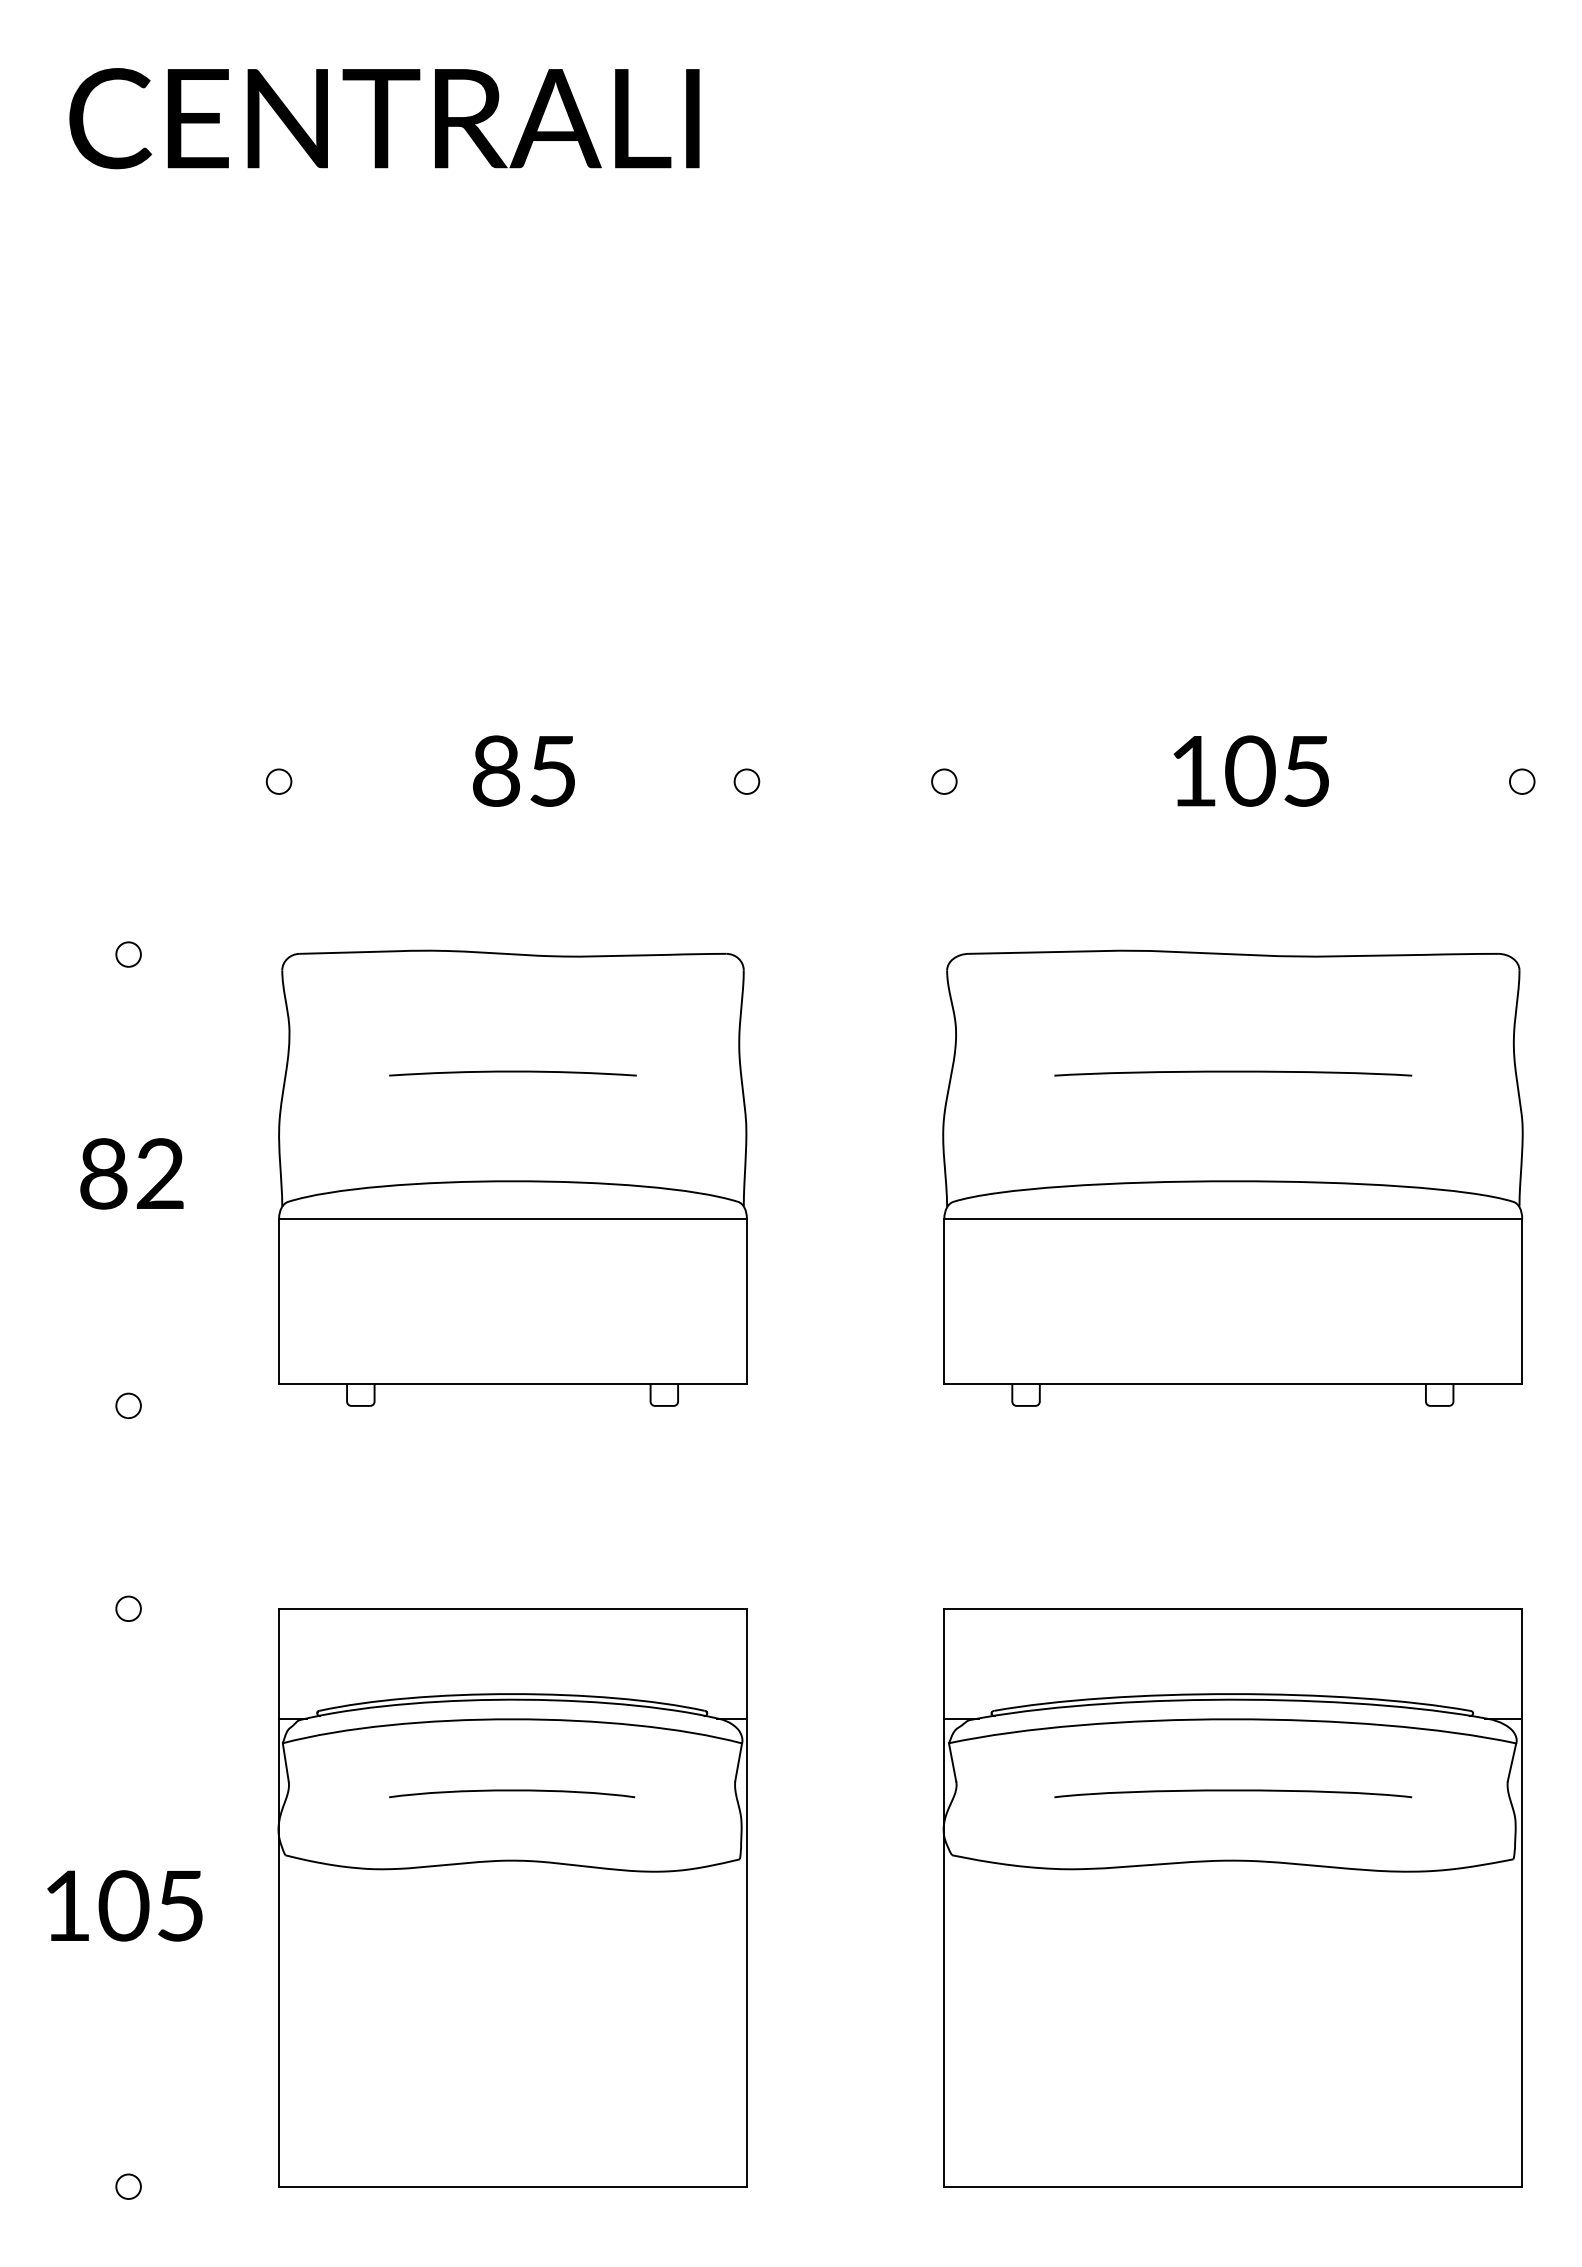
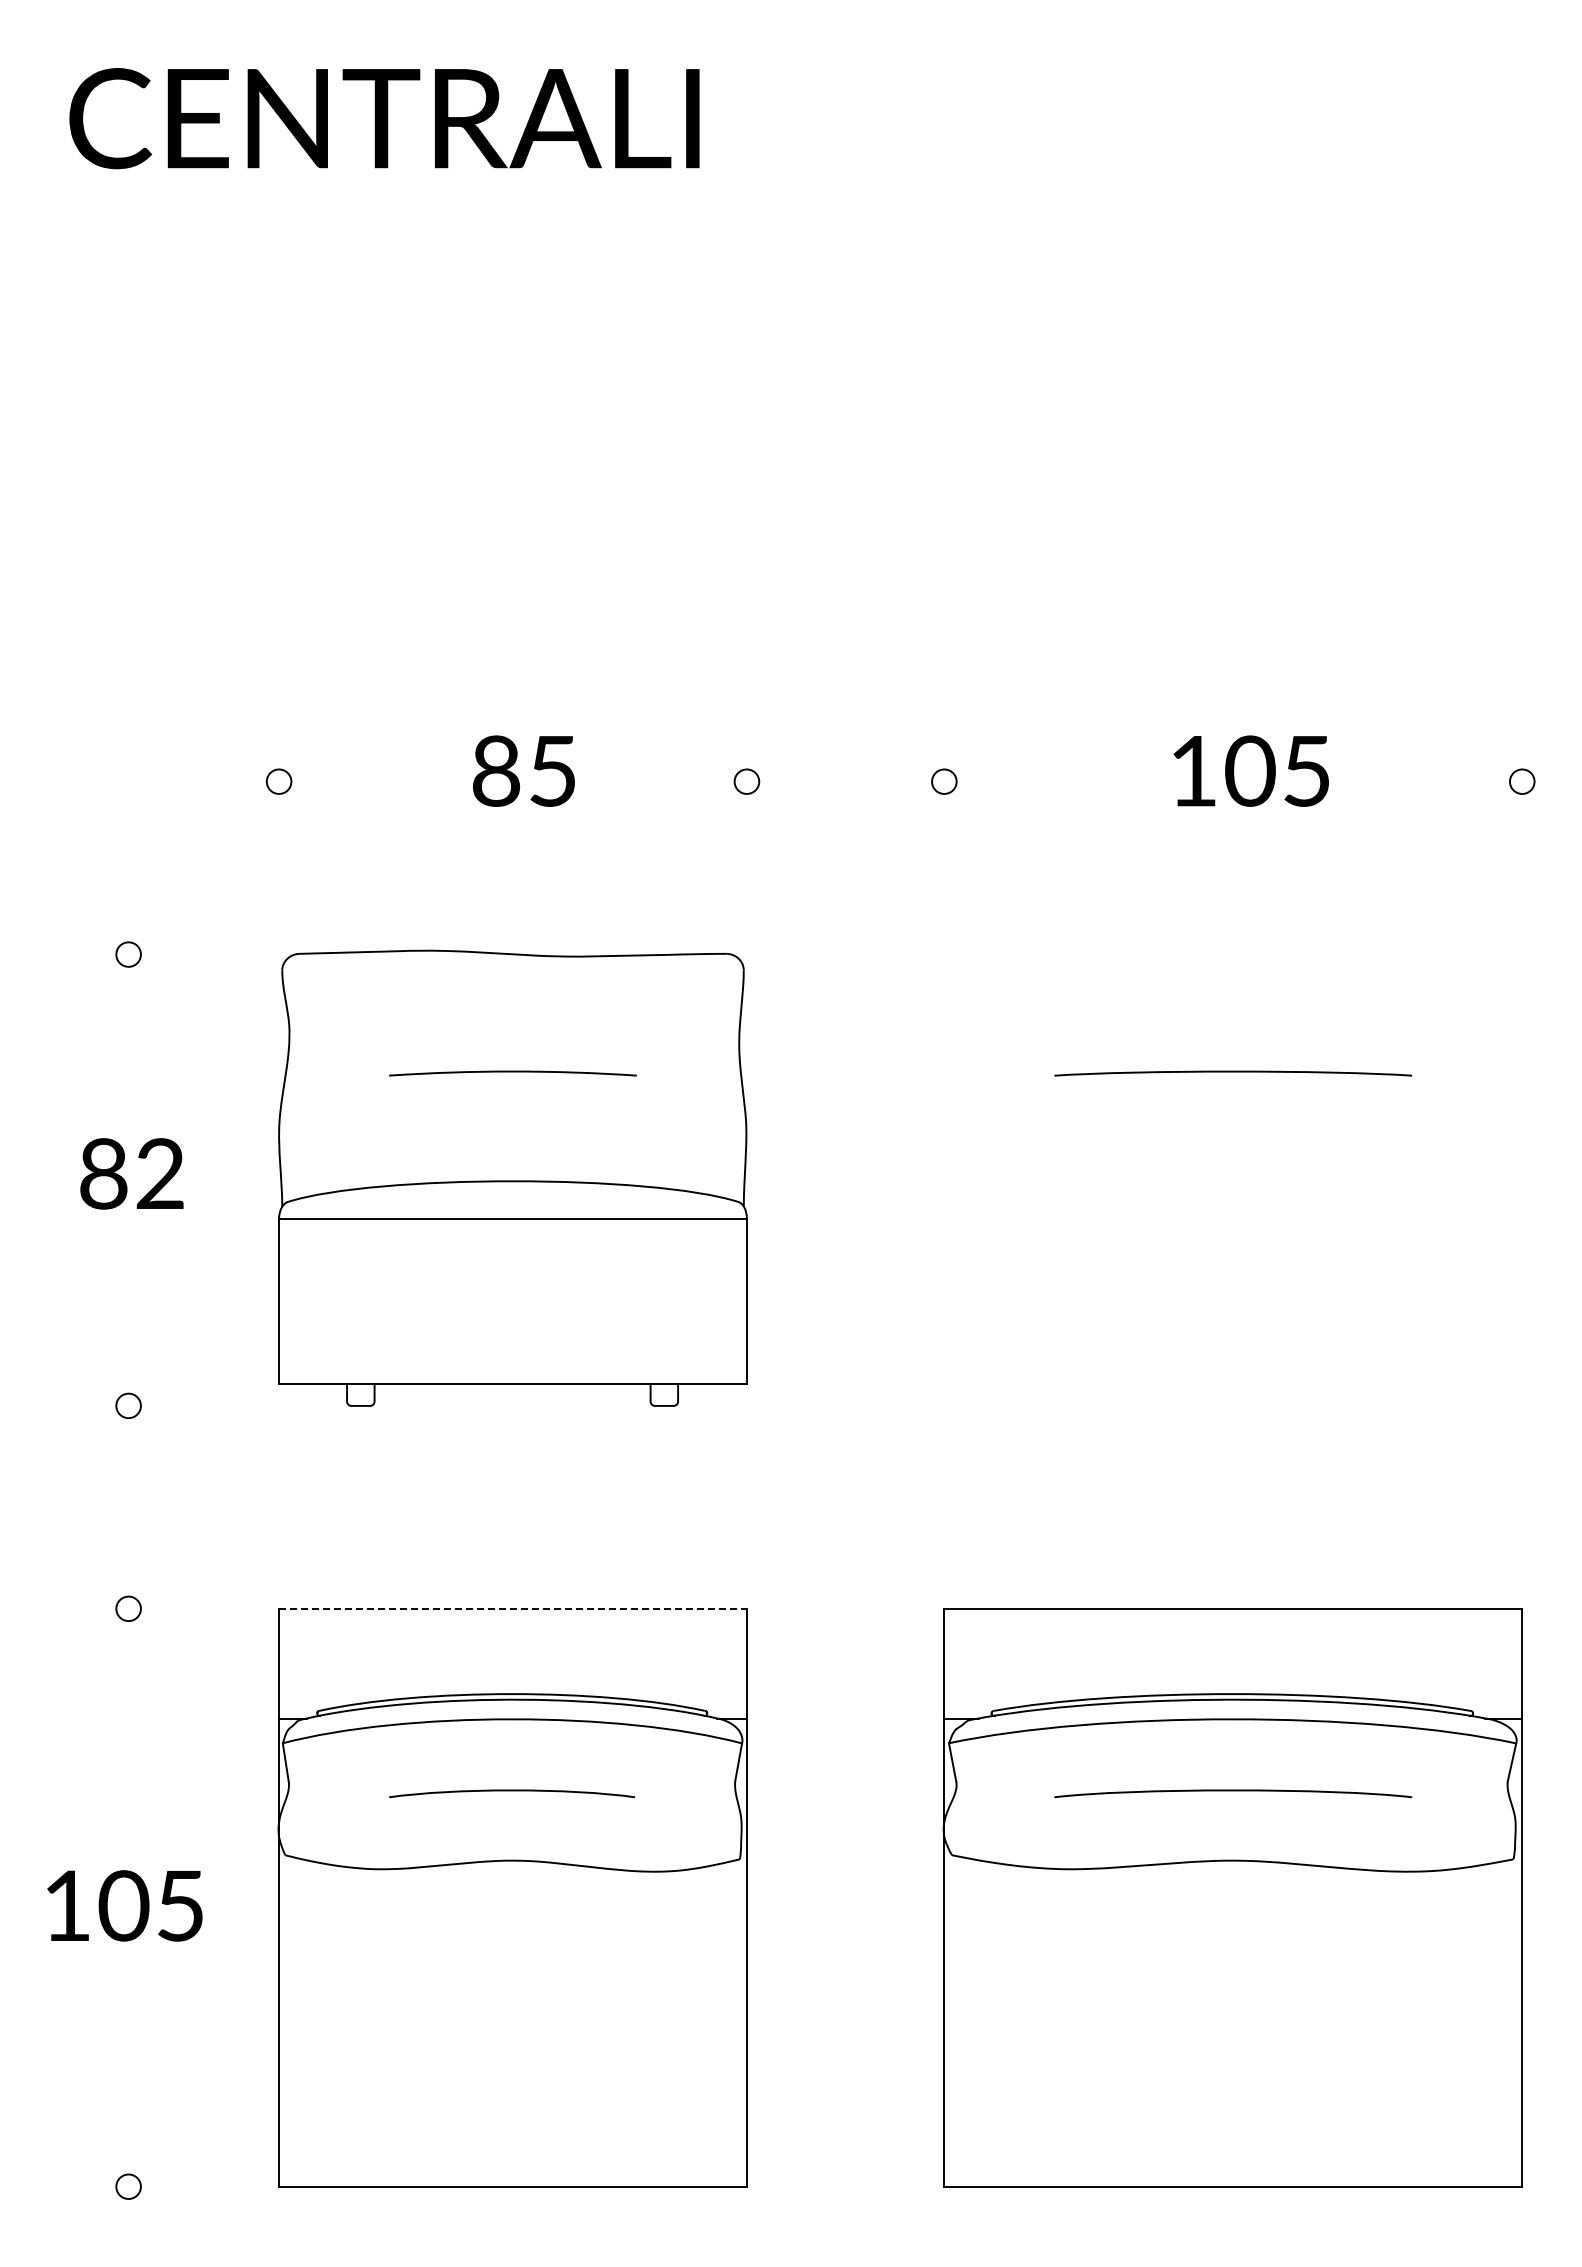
part: present -> none (1232, 1177)
line: solid -> dashed (513, 1608)
